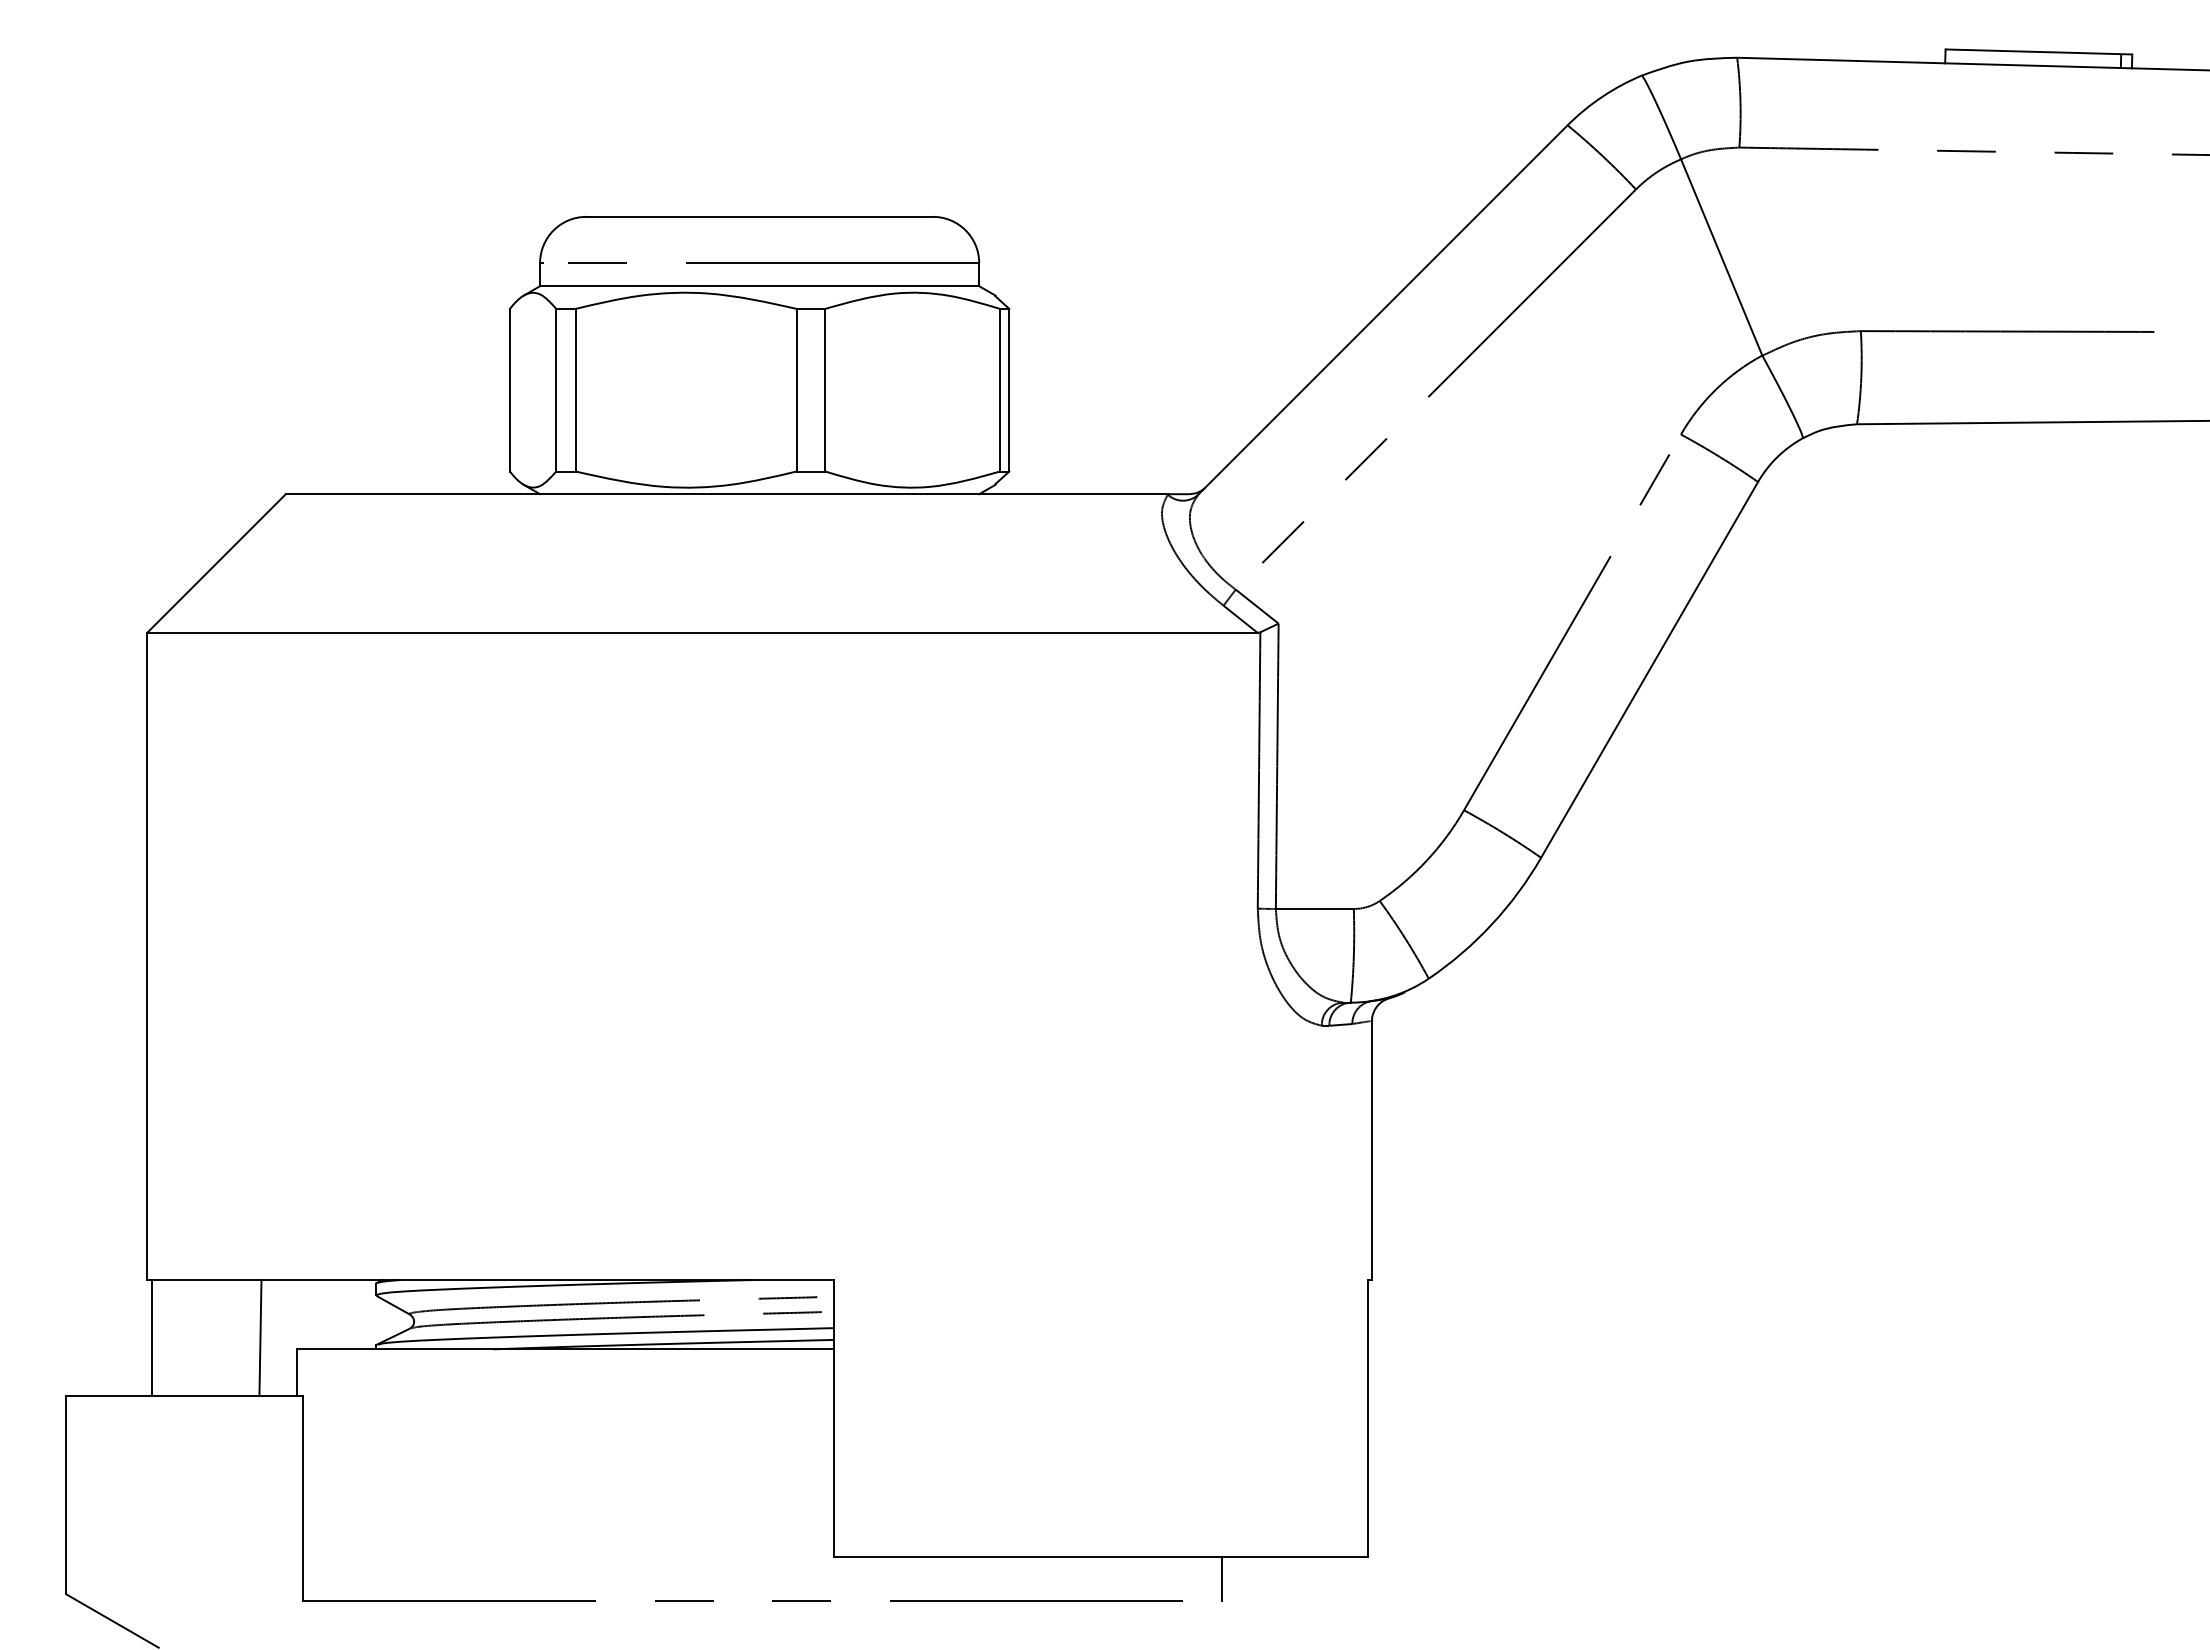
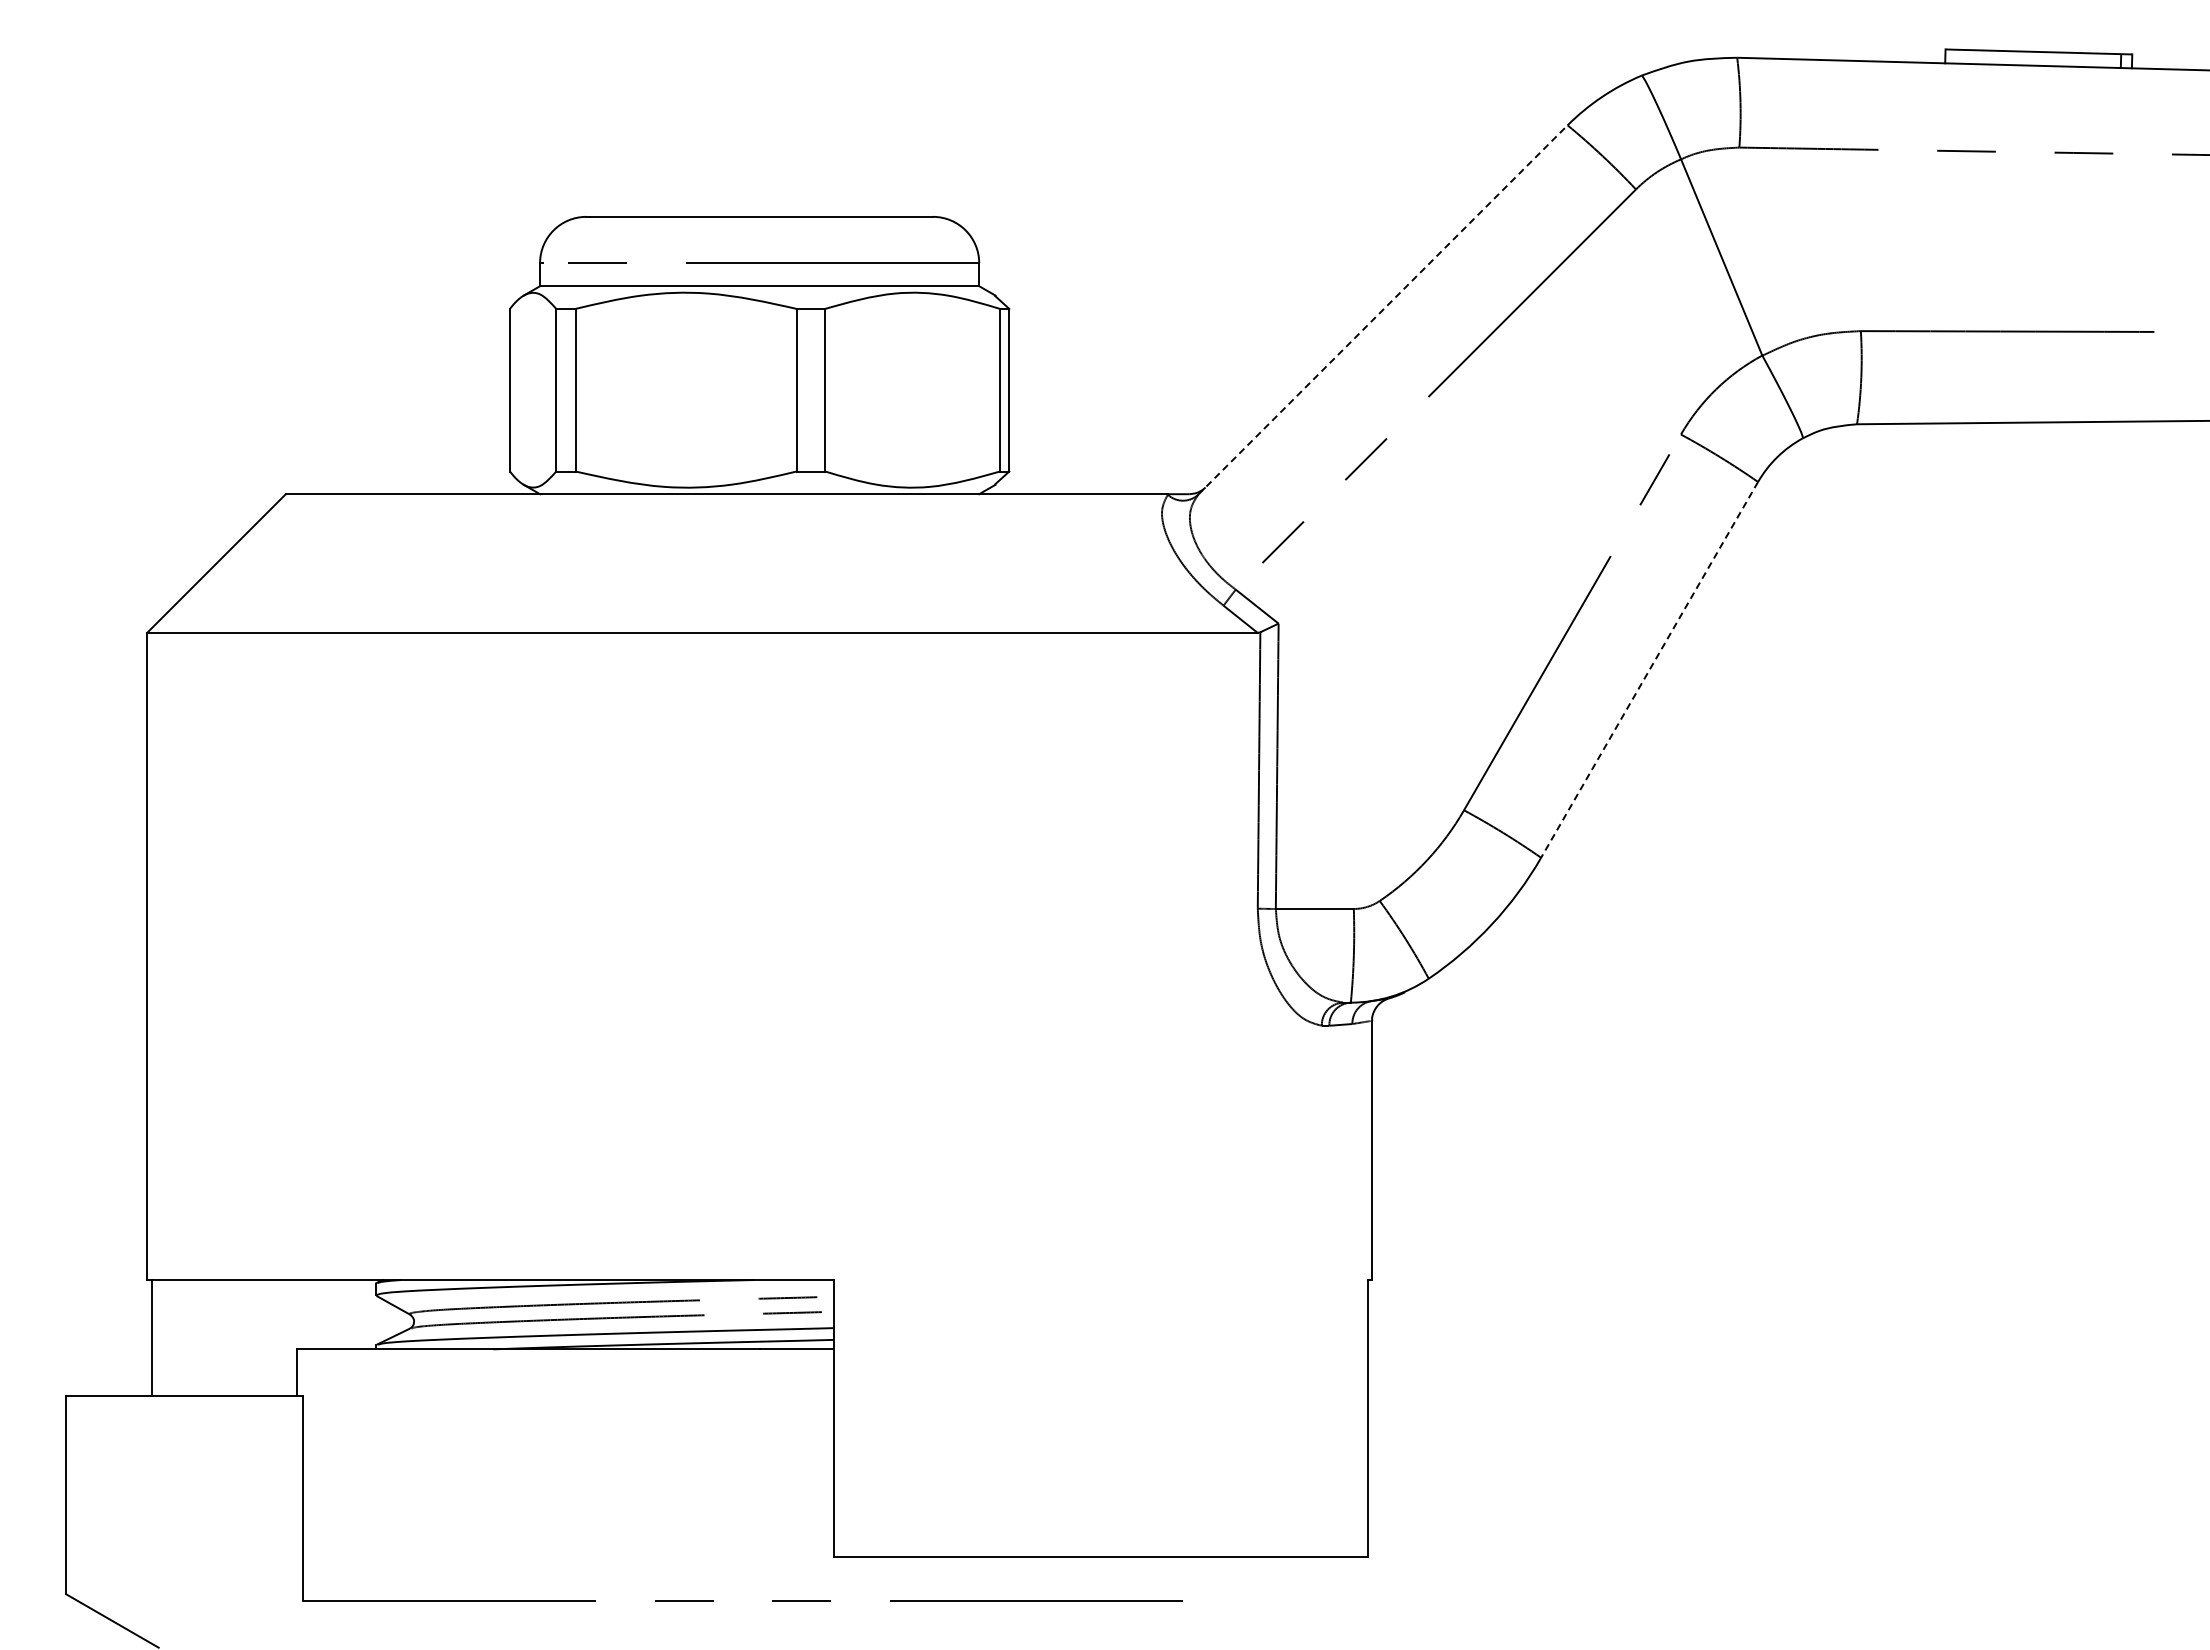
line: solid -> dashed (1383, 309)
line: solid -> dashed (1649, 669)
line: present -> none (260, 1337)
line: present -> none (1221, 1578)
